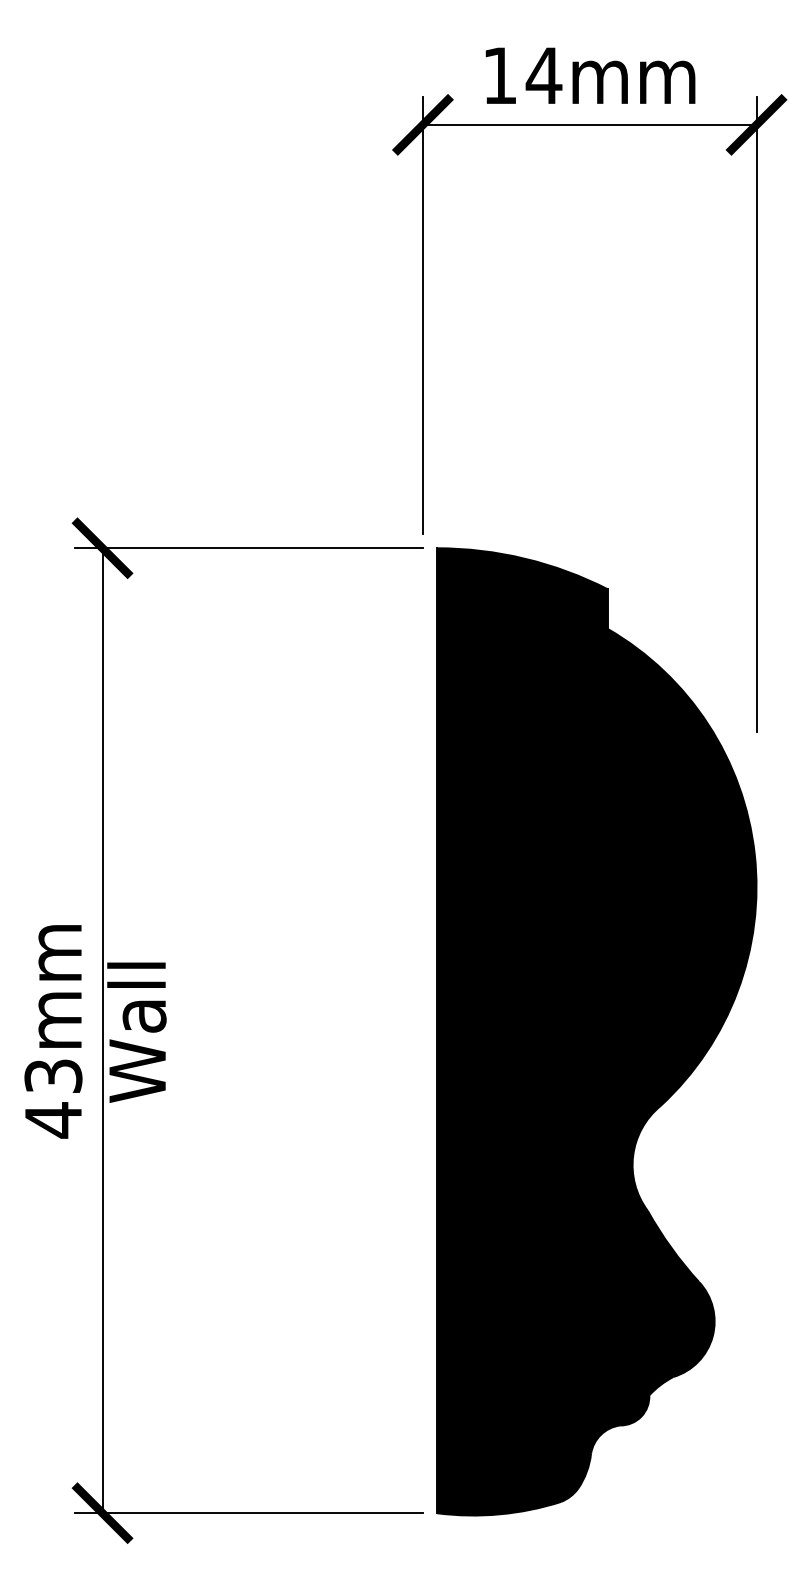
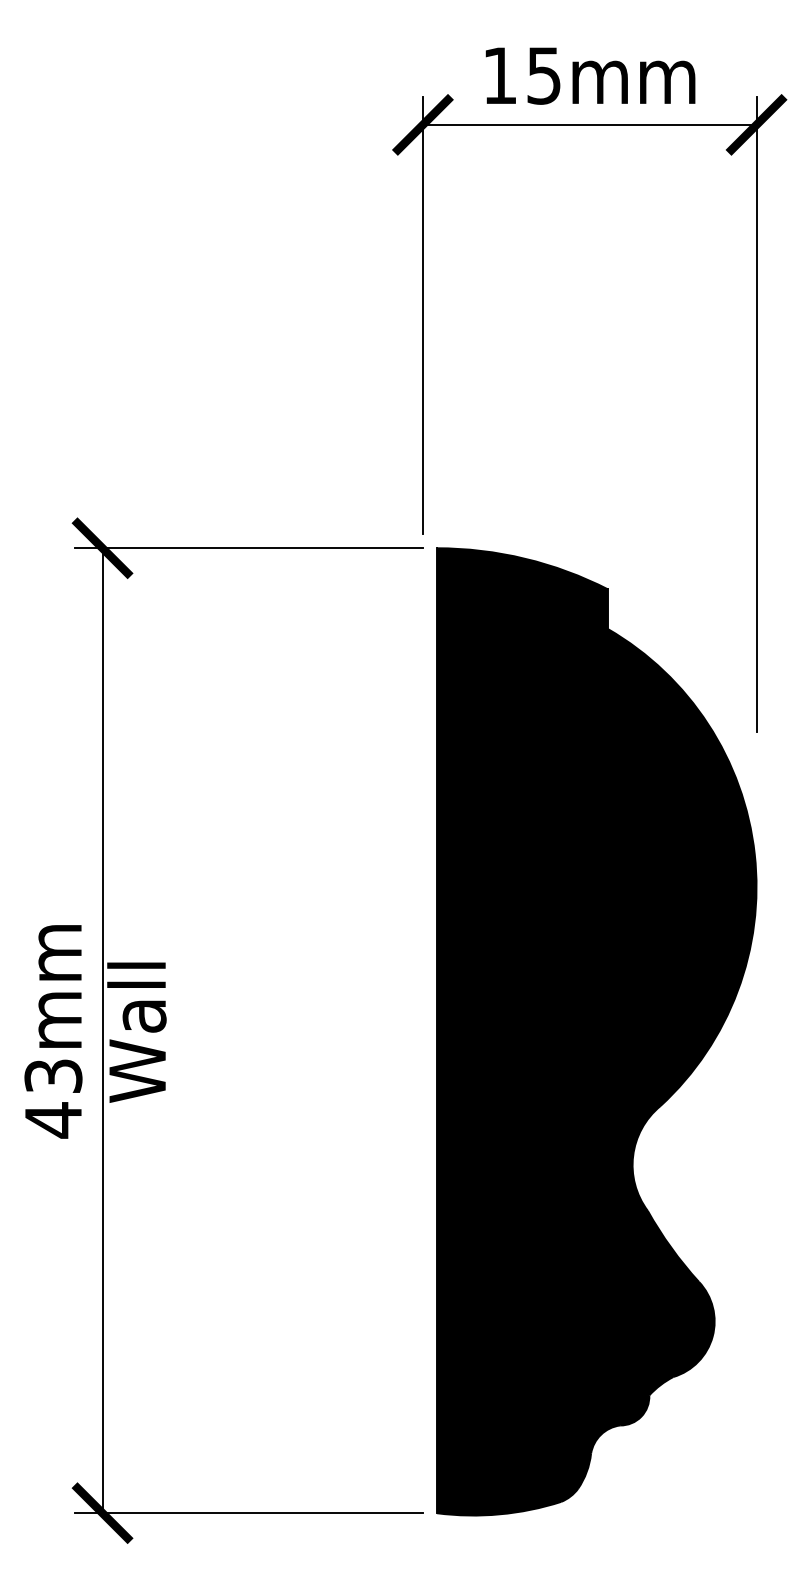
text: 14mm -> 15mm (543, 75)
